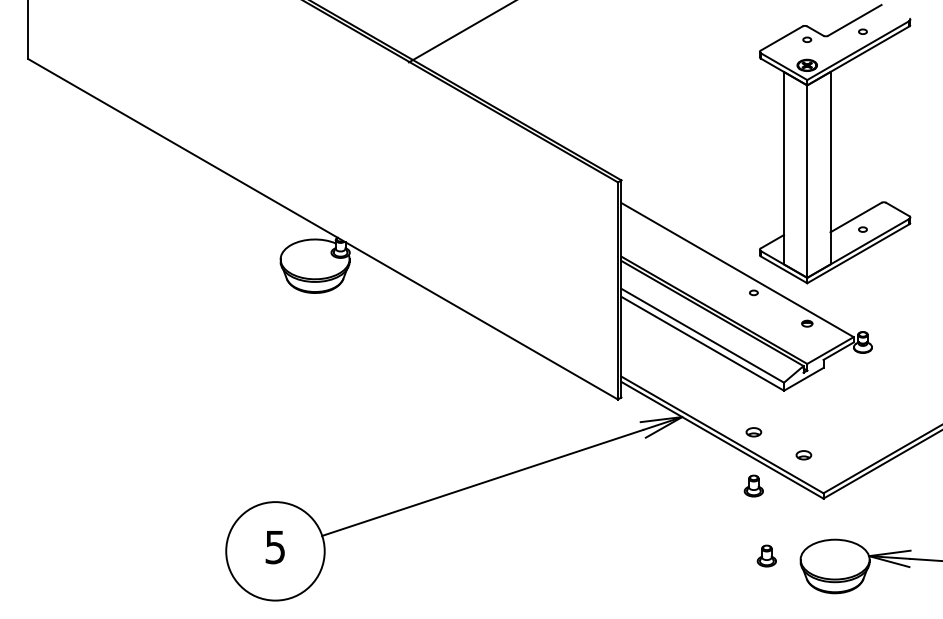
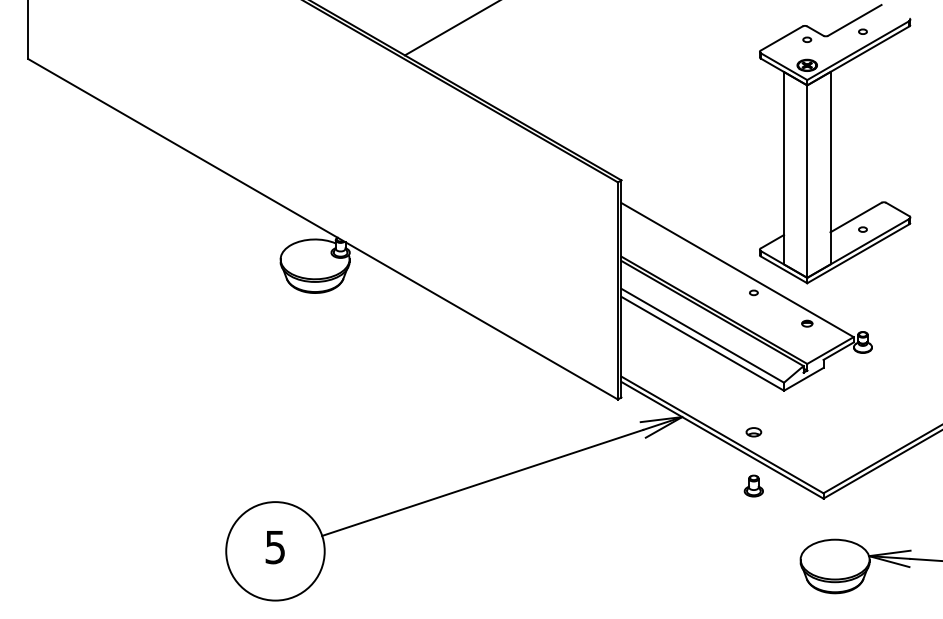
line position: (460, 32) -> (450, 28) (450, 28)
part: present -> none (803, 455)
part: present -> none (766, 555)
